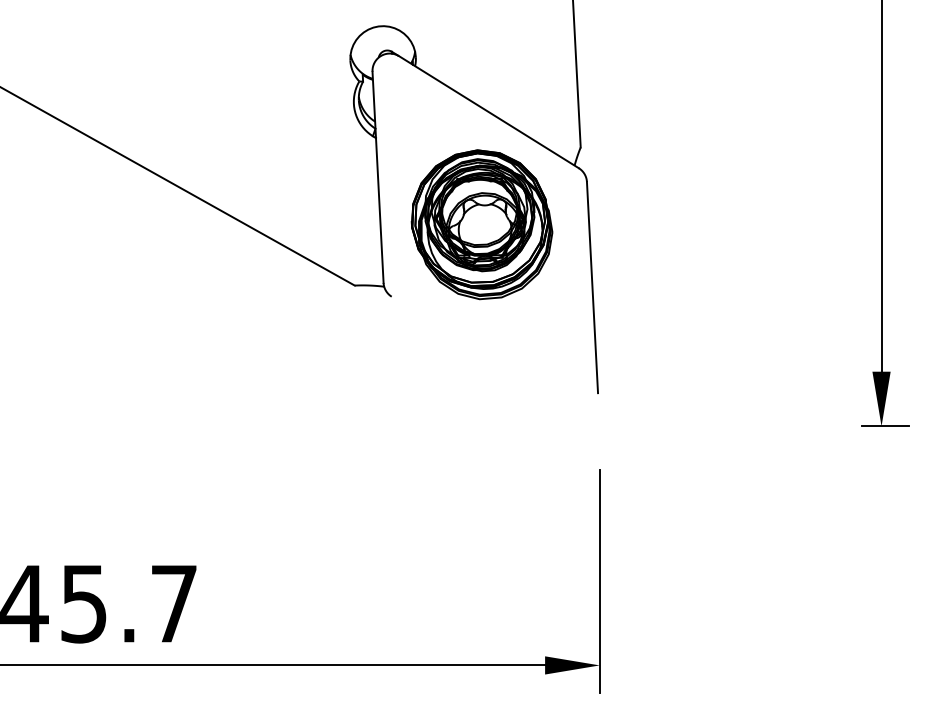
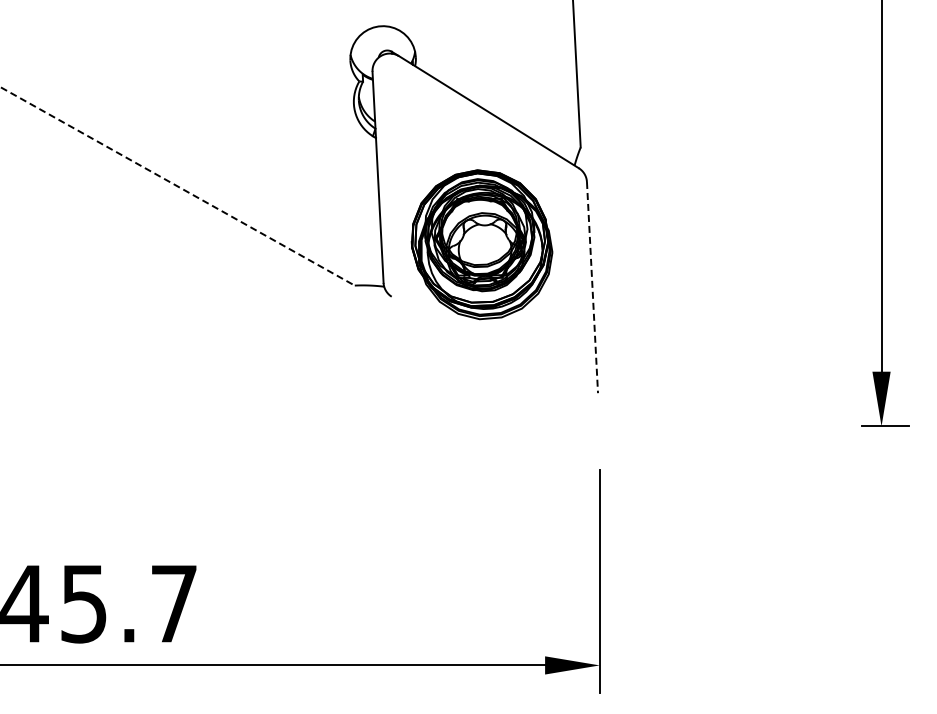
line: solid -> dashed (177, 186)
part position: (481, 224) -> (481, 244) (481, 244)
line: solid -> dashed (592, 287)
